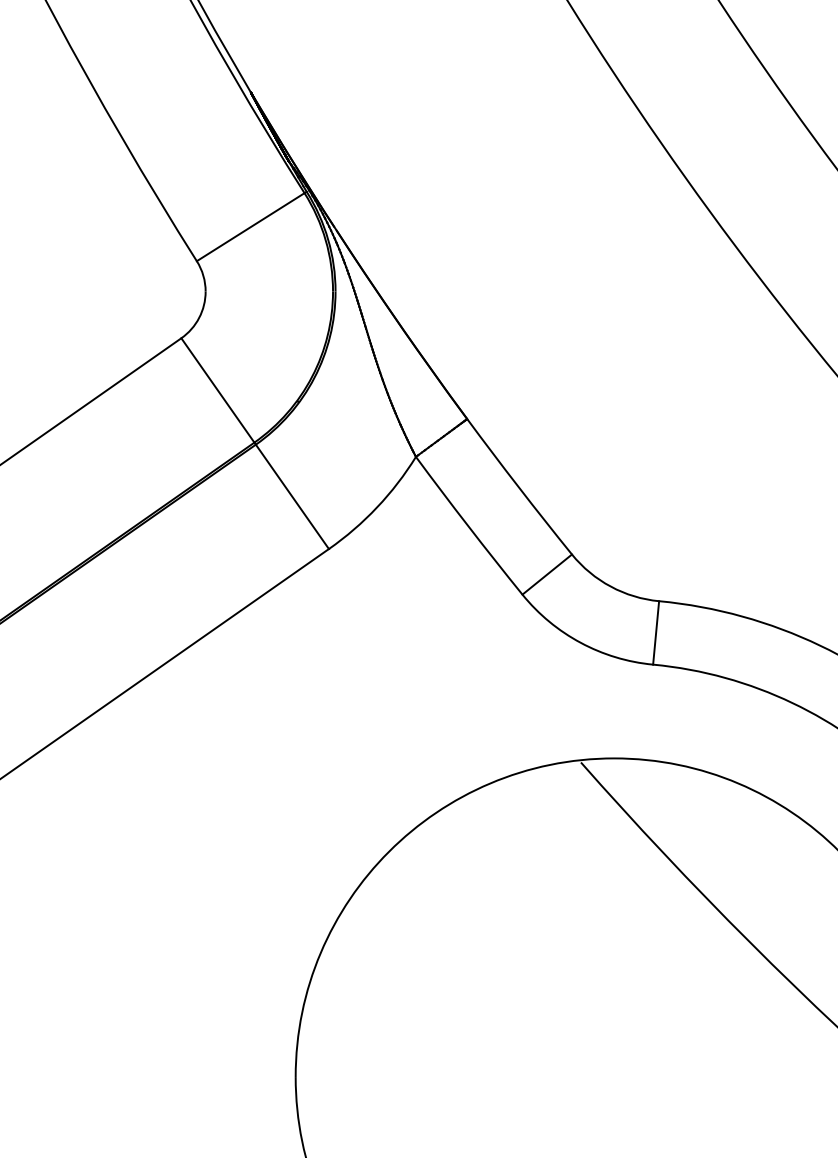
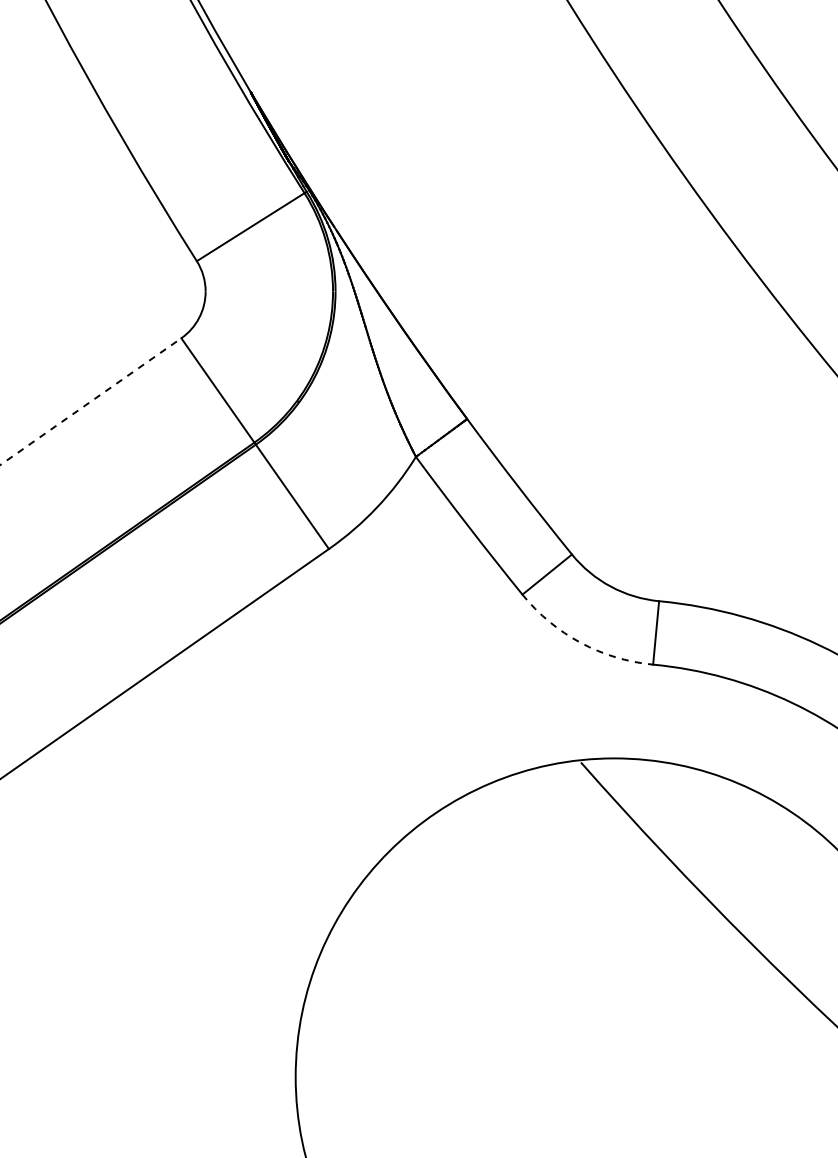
line: solid -> dashed (91, 401)
arc: solid -> dashed (580, 642)
